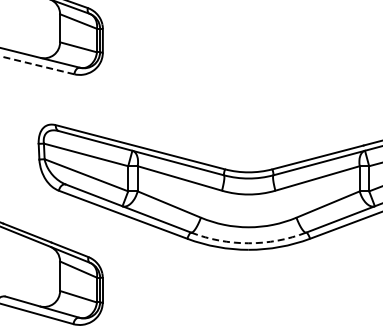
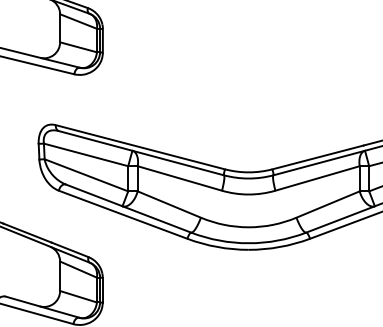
line: dashed -> solid (37, 65)
arc: dashed -> solid (248, 243)
